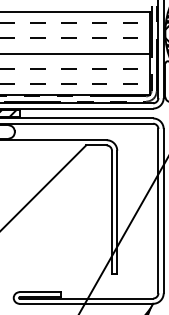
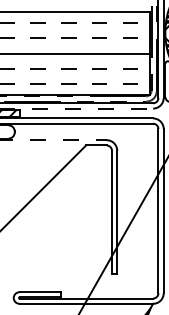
line: solid -> dashed (77, 108)
line: solid -> dashed (53, 140)
